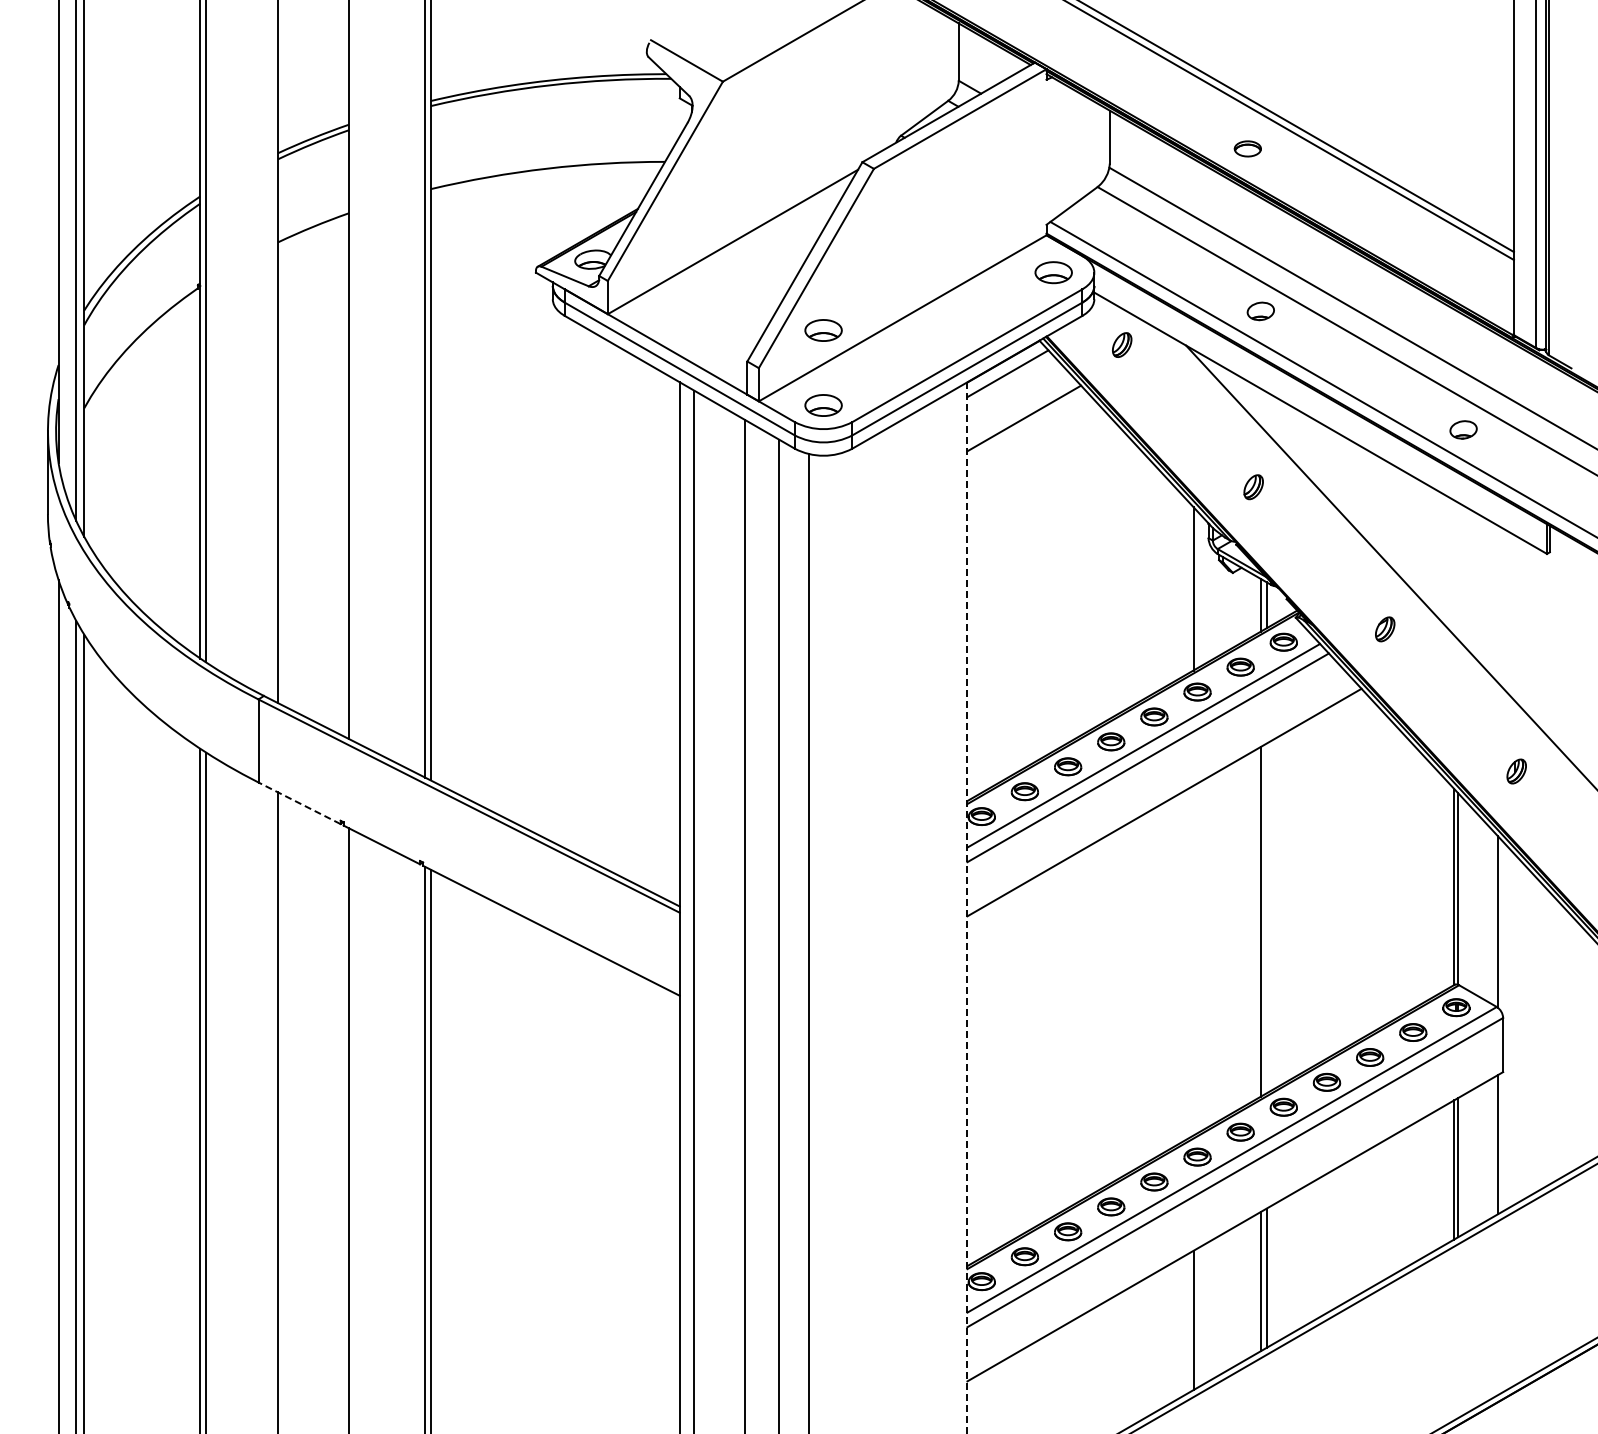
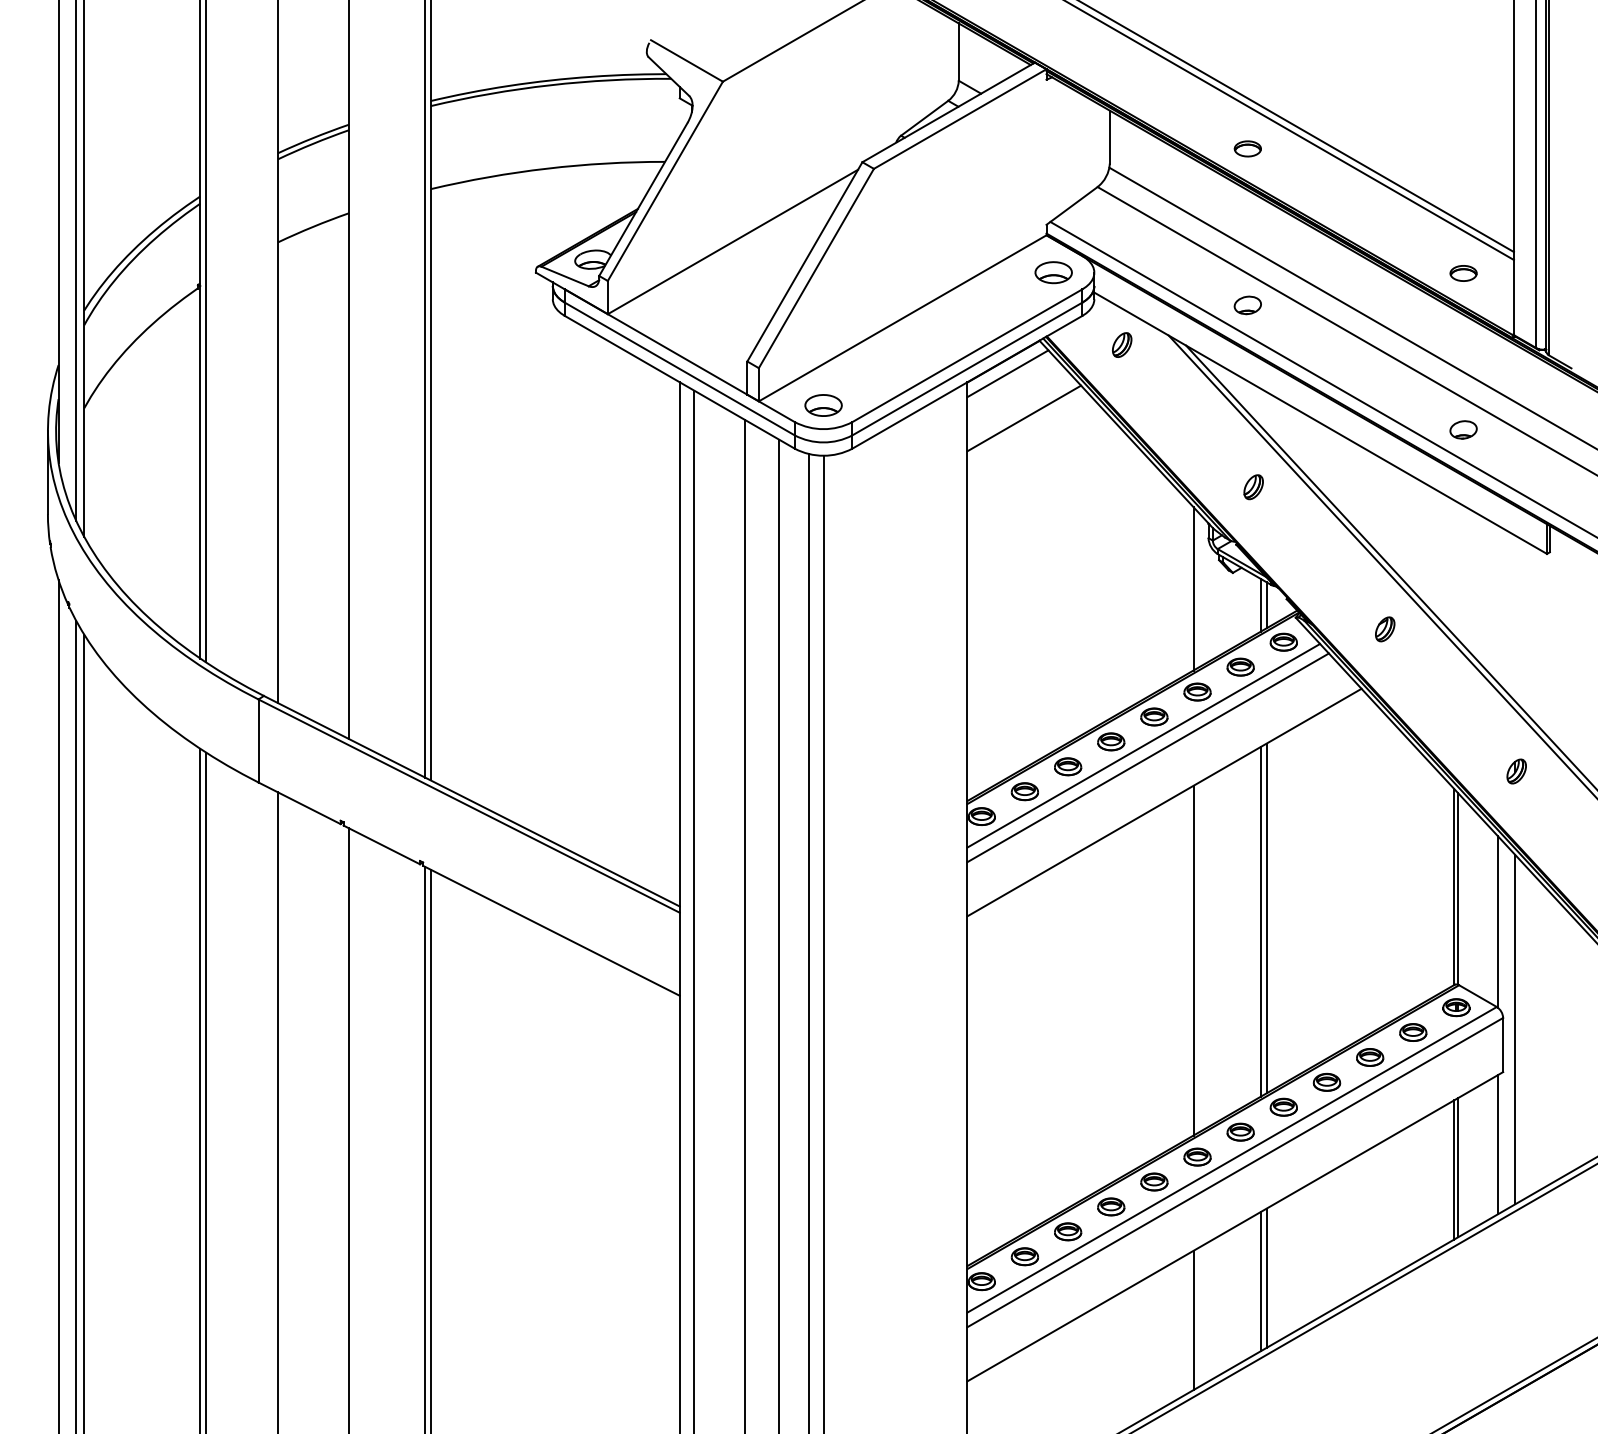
part: none -> present (1463, 273)
part position: (1260, 311) -> (1247, 305) (1247, 305)
part: present -> none (823, 330)
line: none -> present (1381, 565)
line: dashed -> solid (299, 803)
line: dashed -> solid (967, 908)
line: none -> present (1266, 918)
line: none -> present (823, 942)
line: none -> present (1193, 960)
line: none -> present (1515, 1029)
